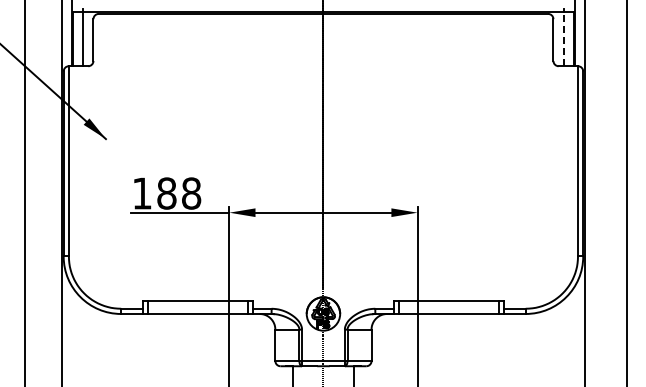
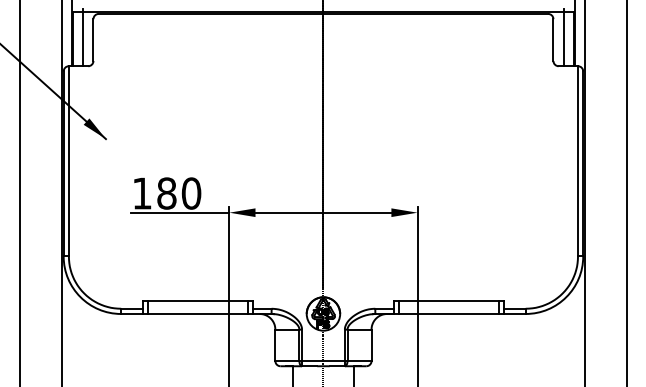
line: dashed -> solid (563, 38)
line position: (25, 192) -> (20, 192) (20, 192)
text: 188 -> 180 (191, 193)
